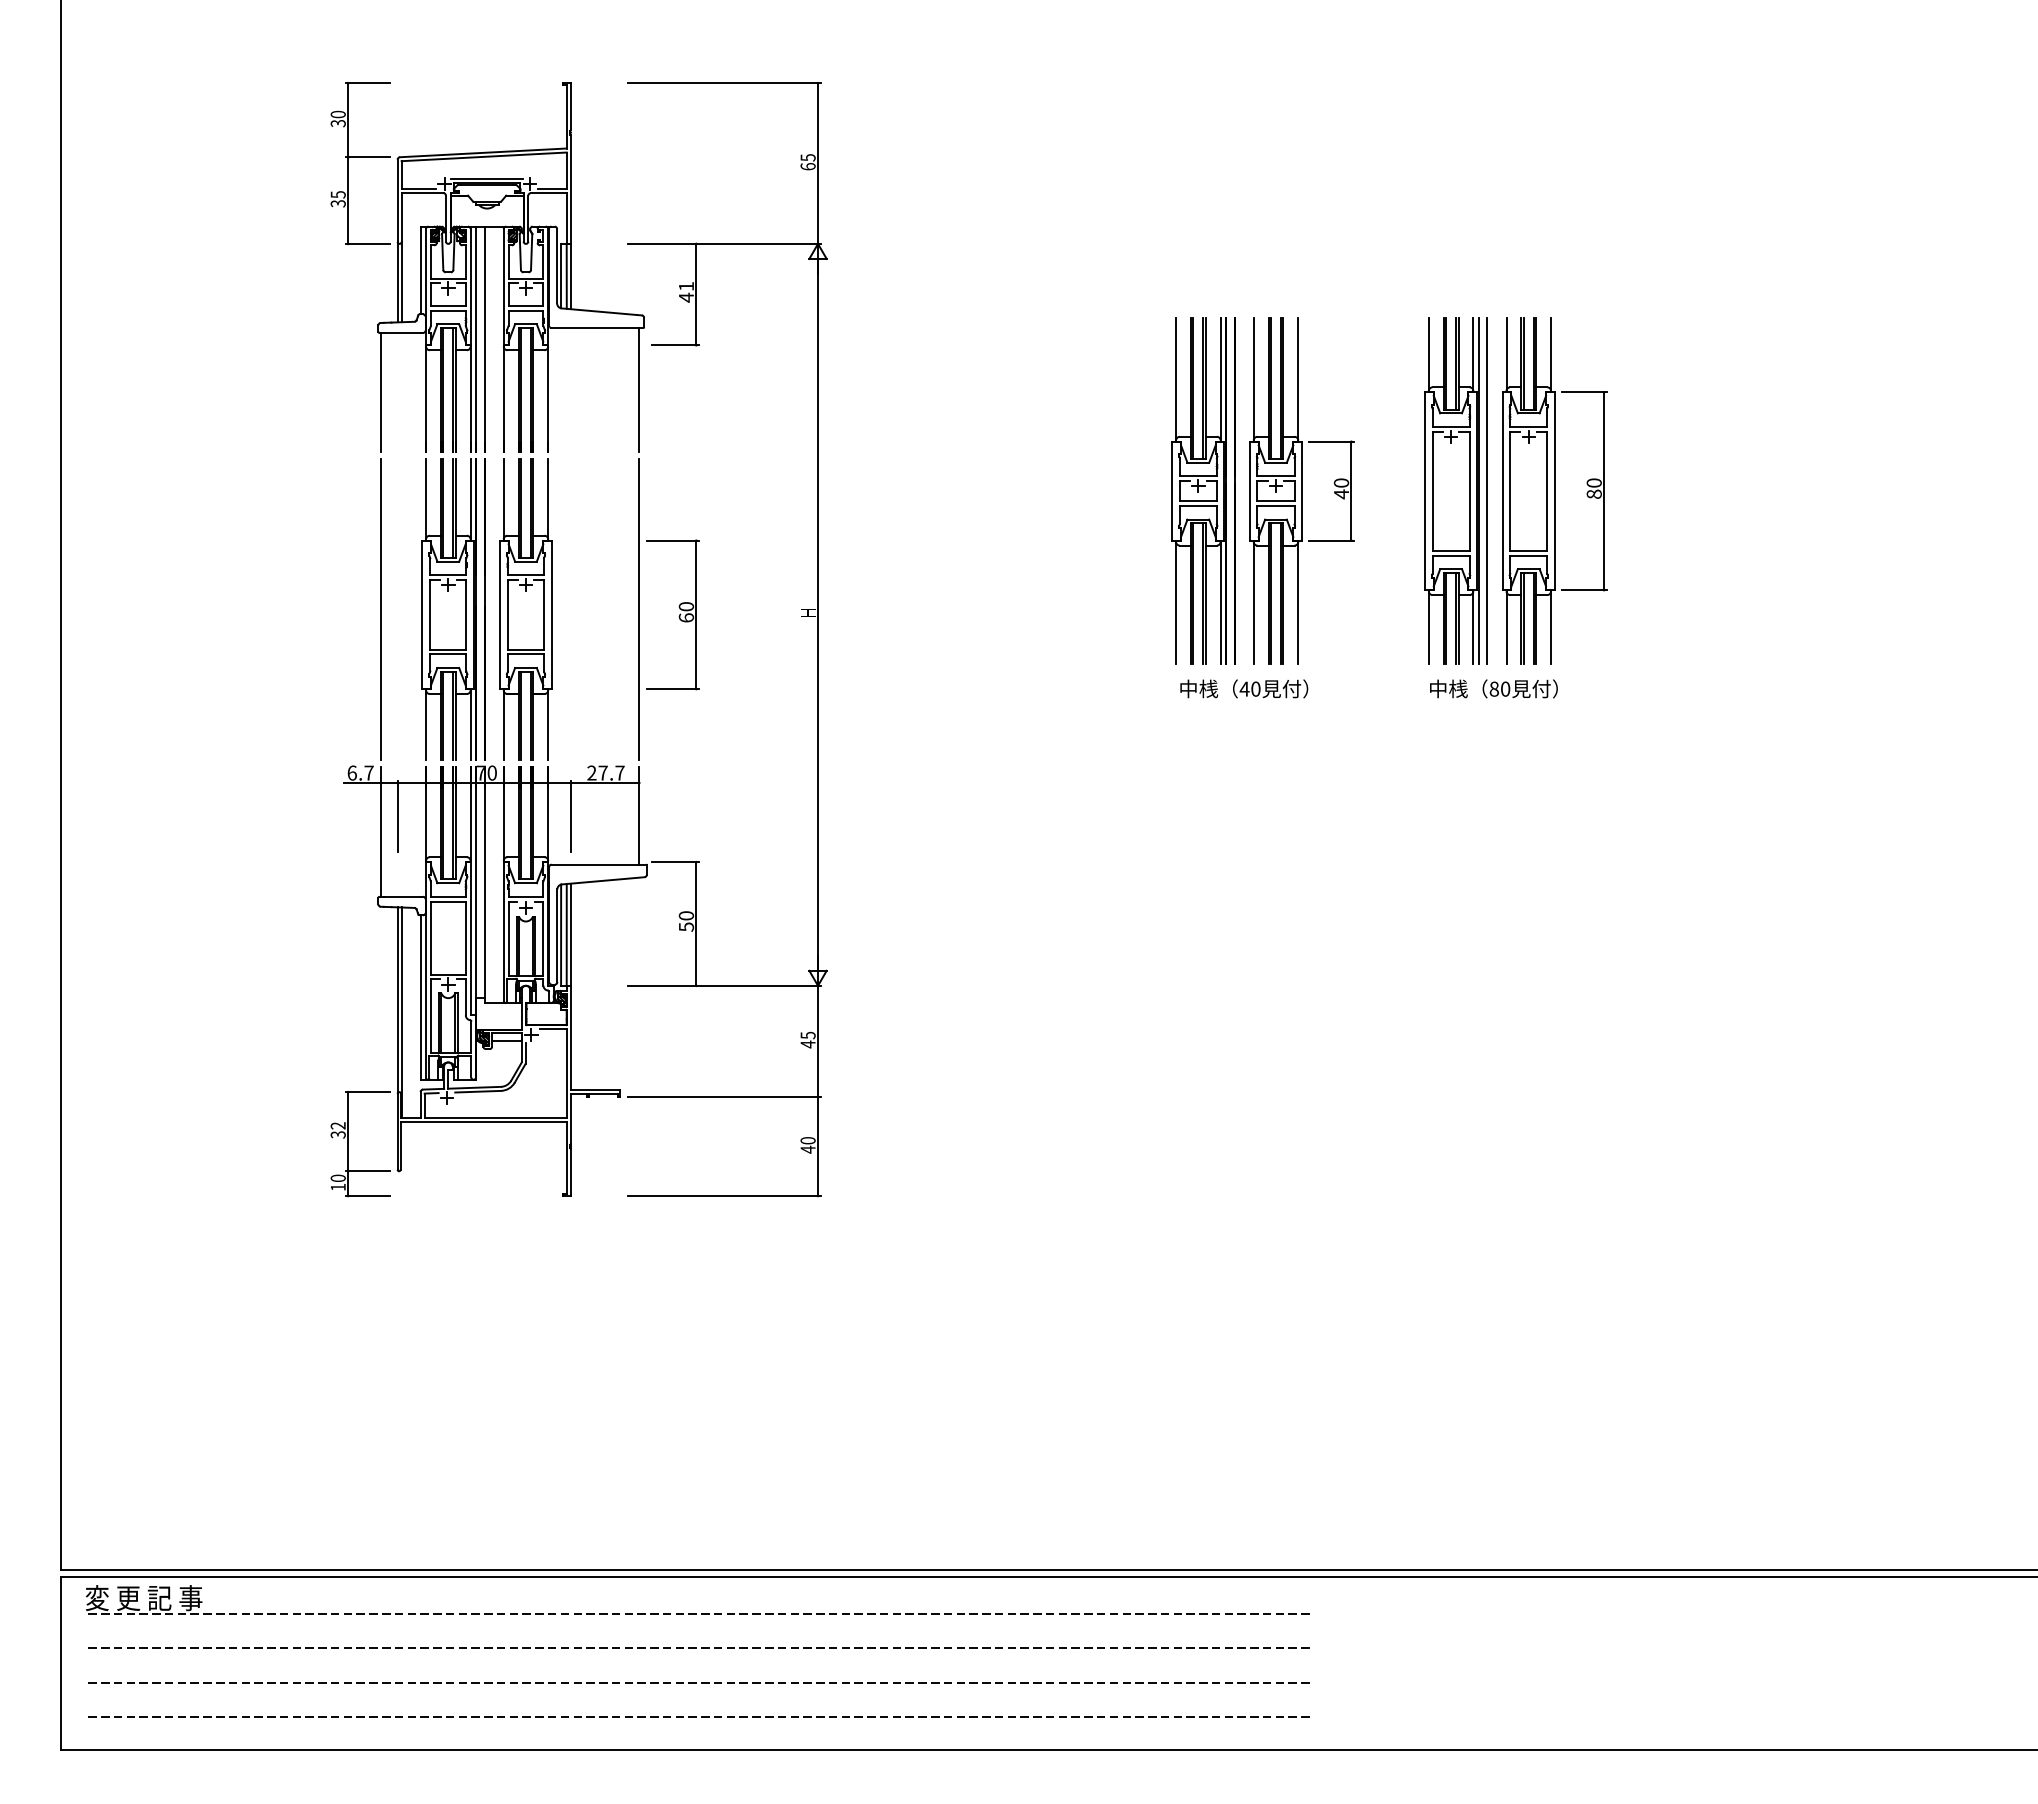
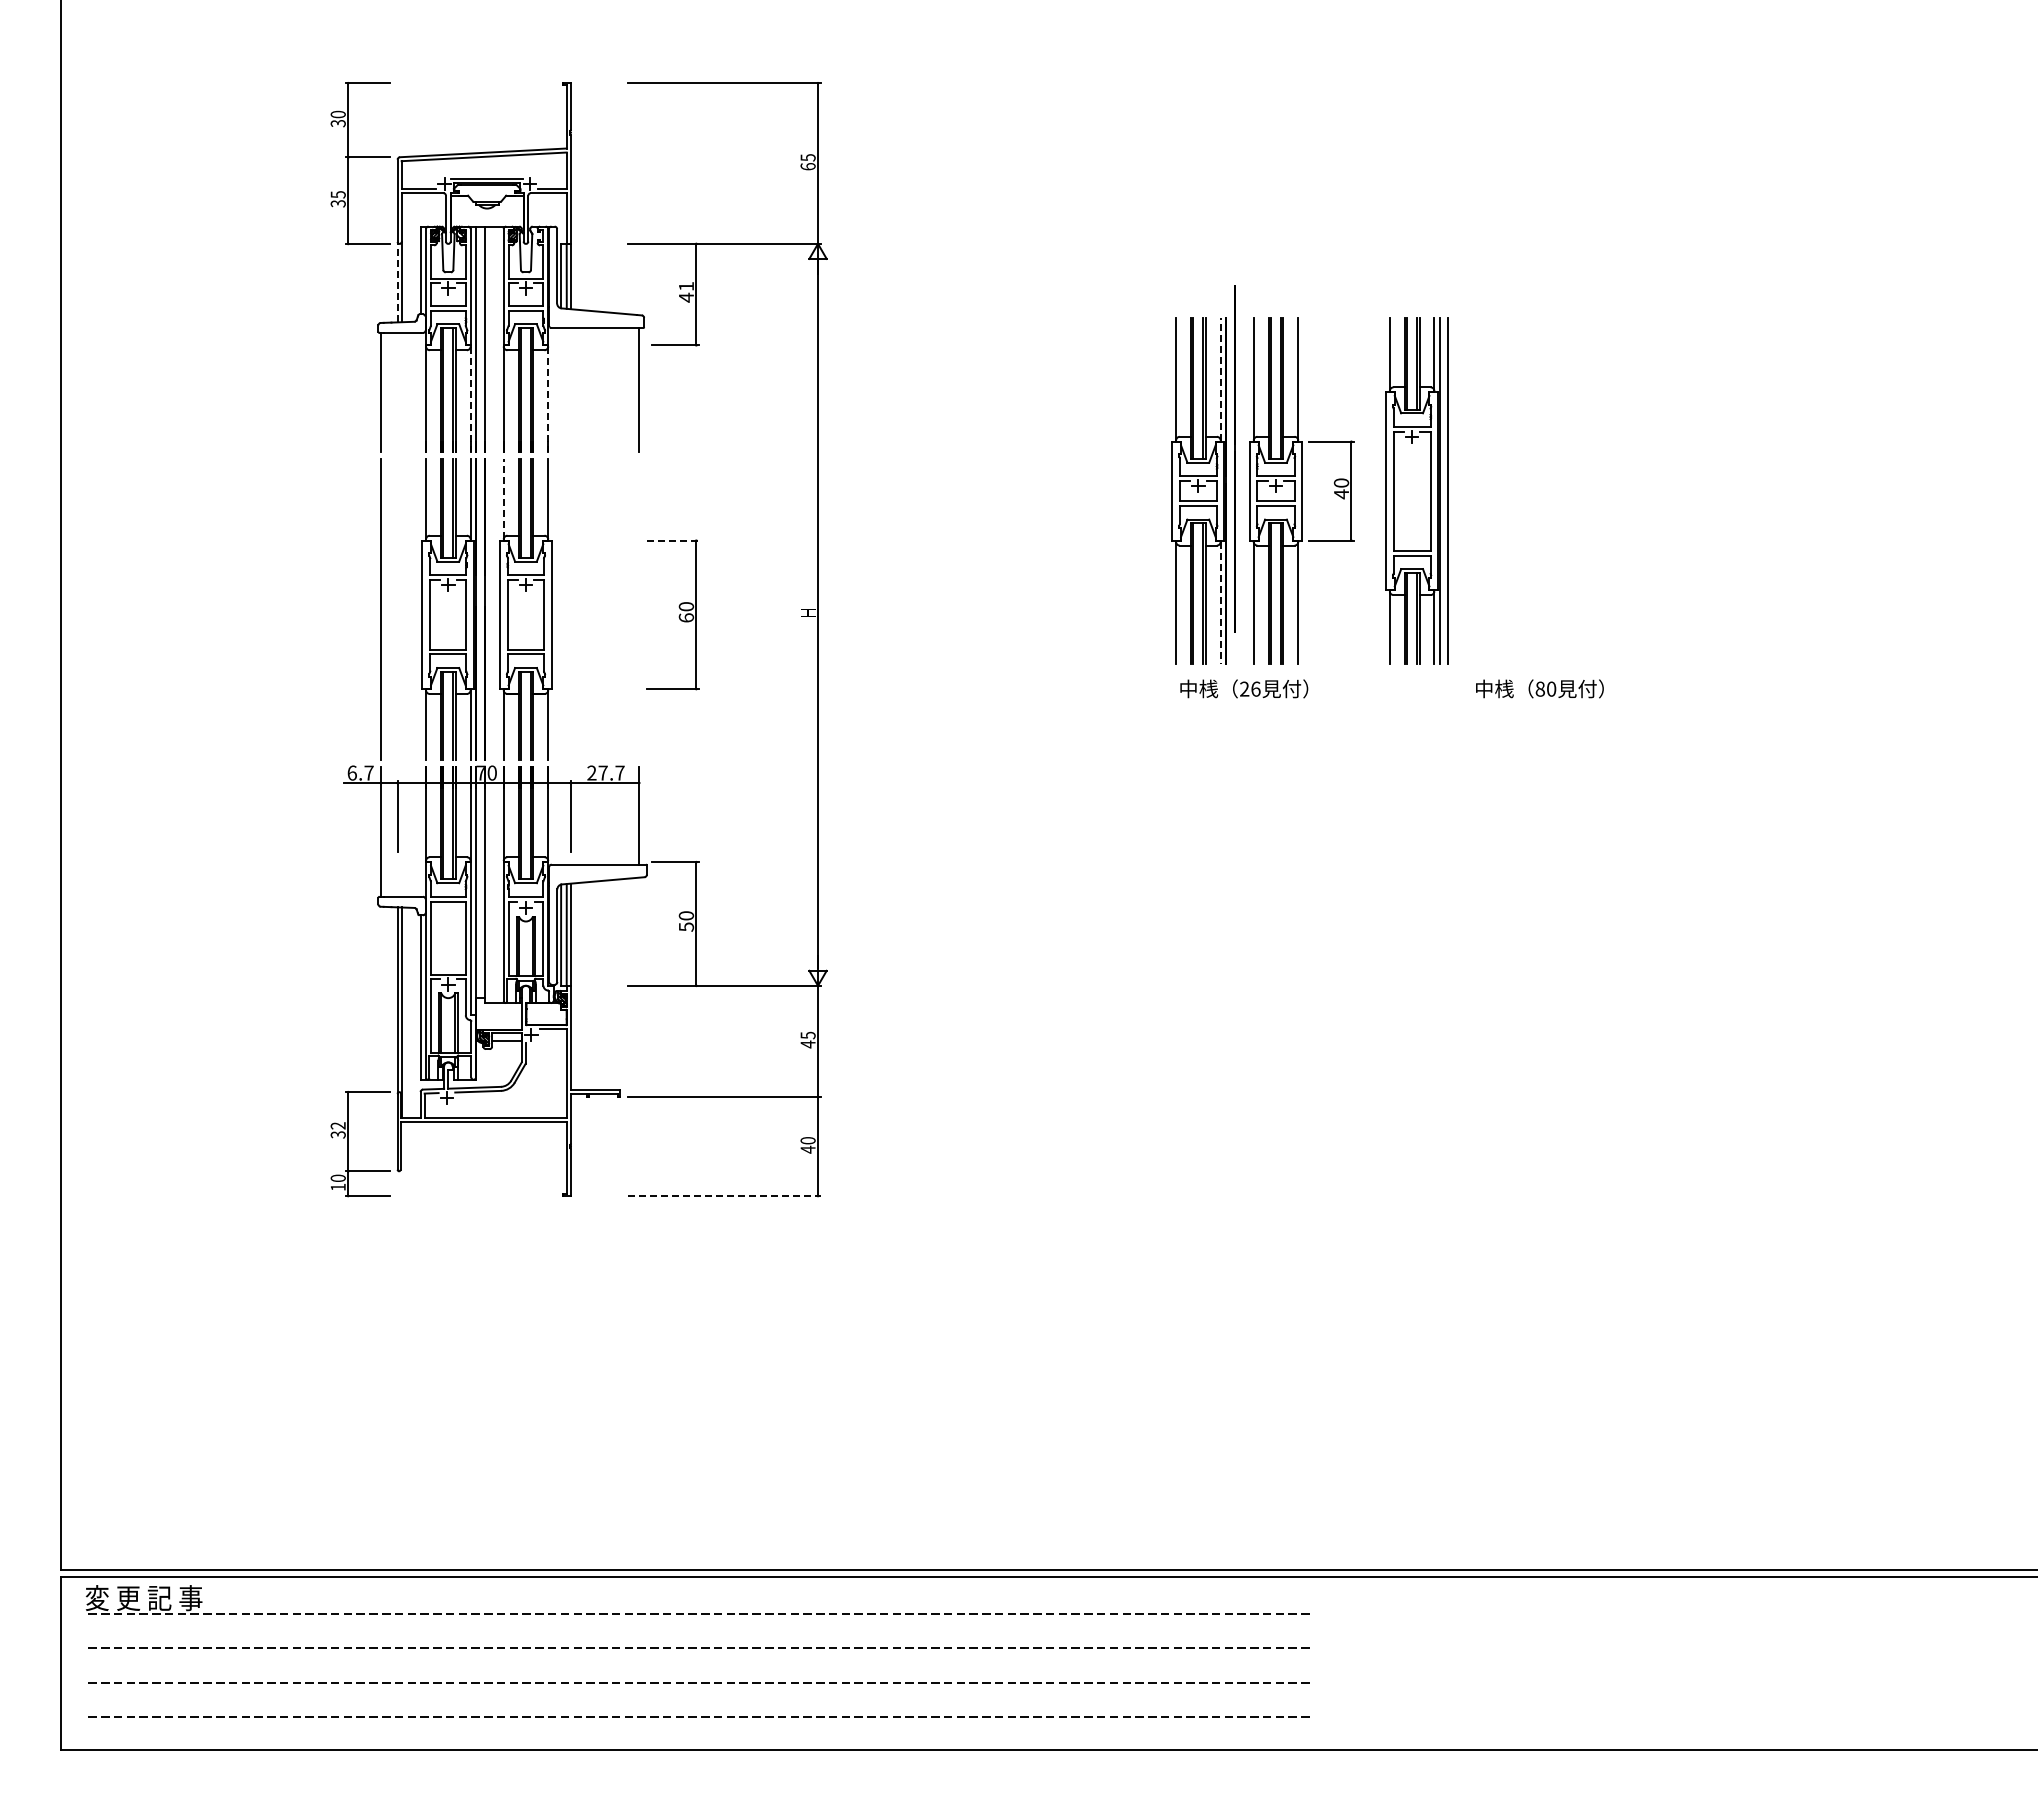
line: solid -> dashed (397, 281)
line: solid -> dashed (1220, 378)
line: solid -> dashed (470, 399)
line: solid -> dashed (548, 399)
line position: (1234, 490) -> (1234, 458) (1234, 458)
part position: (1455, 490) -> (1416, 490) (1416, 490)
part: present -> none (1554, 490)
line: solid -> dashed (503, 498)
line: solid -> dashed (673, 540)
line: solid -> dashed (1220, 603)
line: present -> none (639, 609)
text: 40 -> 26 (1249, 688)
text position: (1493, 688) -> (1539, 688) (1539, 688)
line: solid -> dashed (724, 1196)
